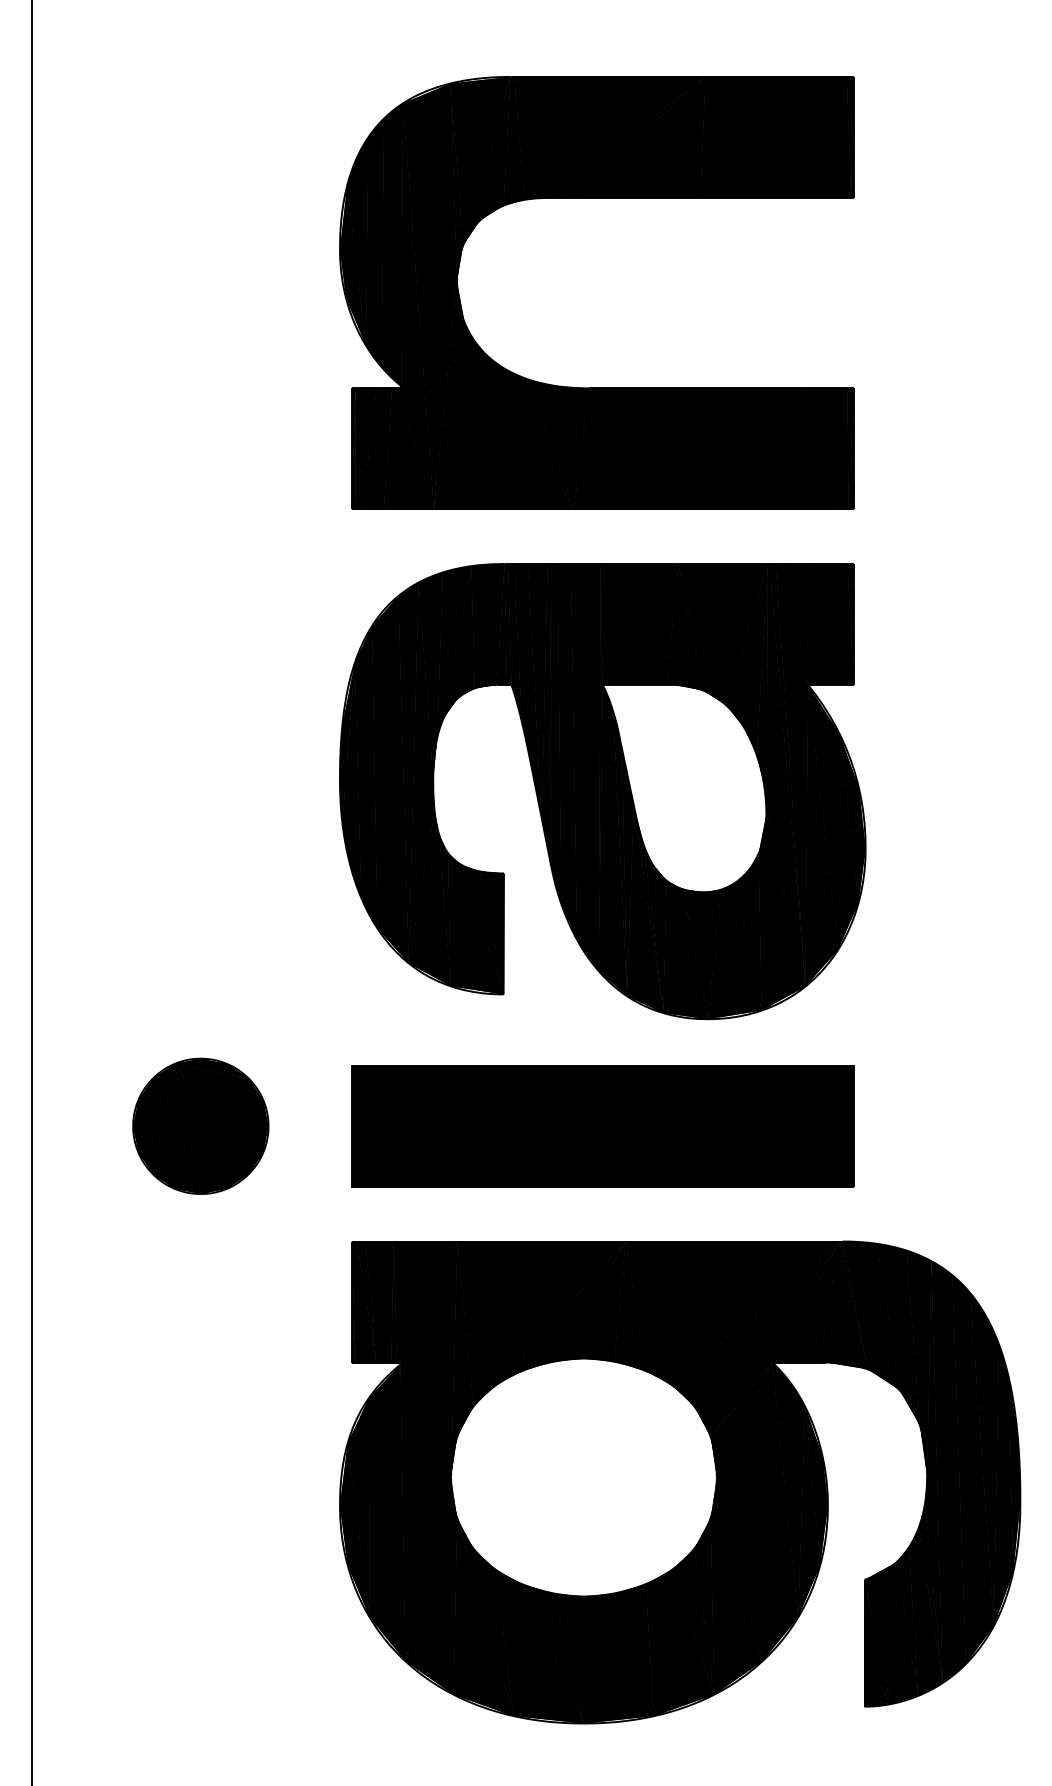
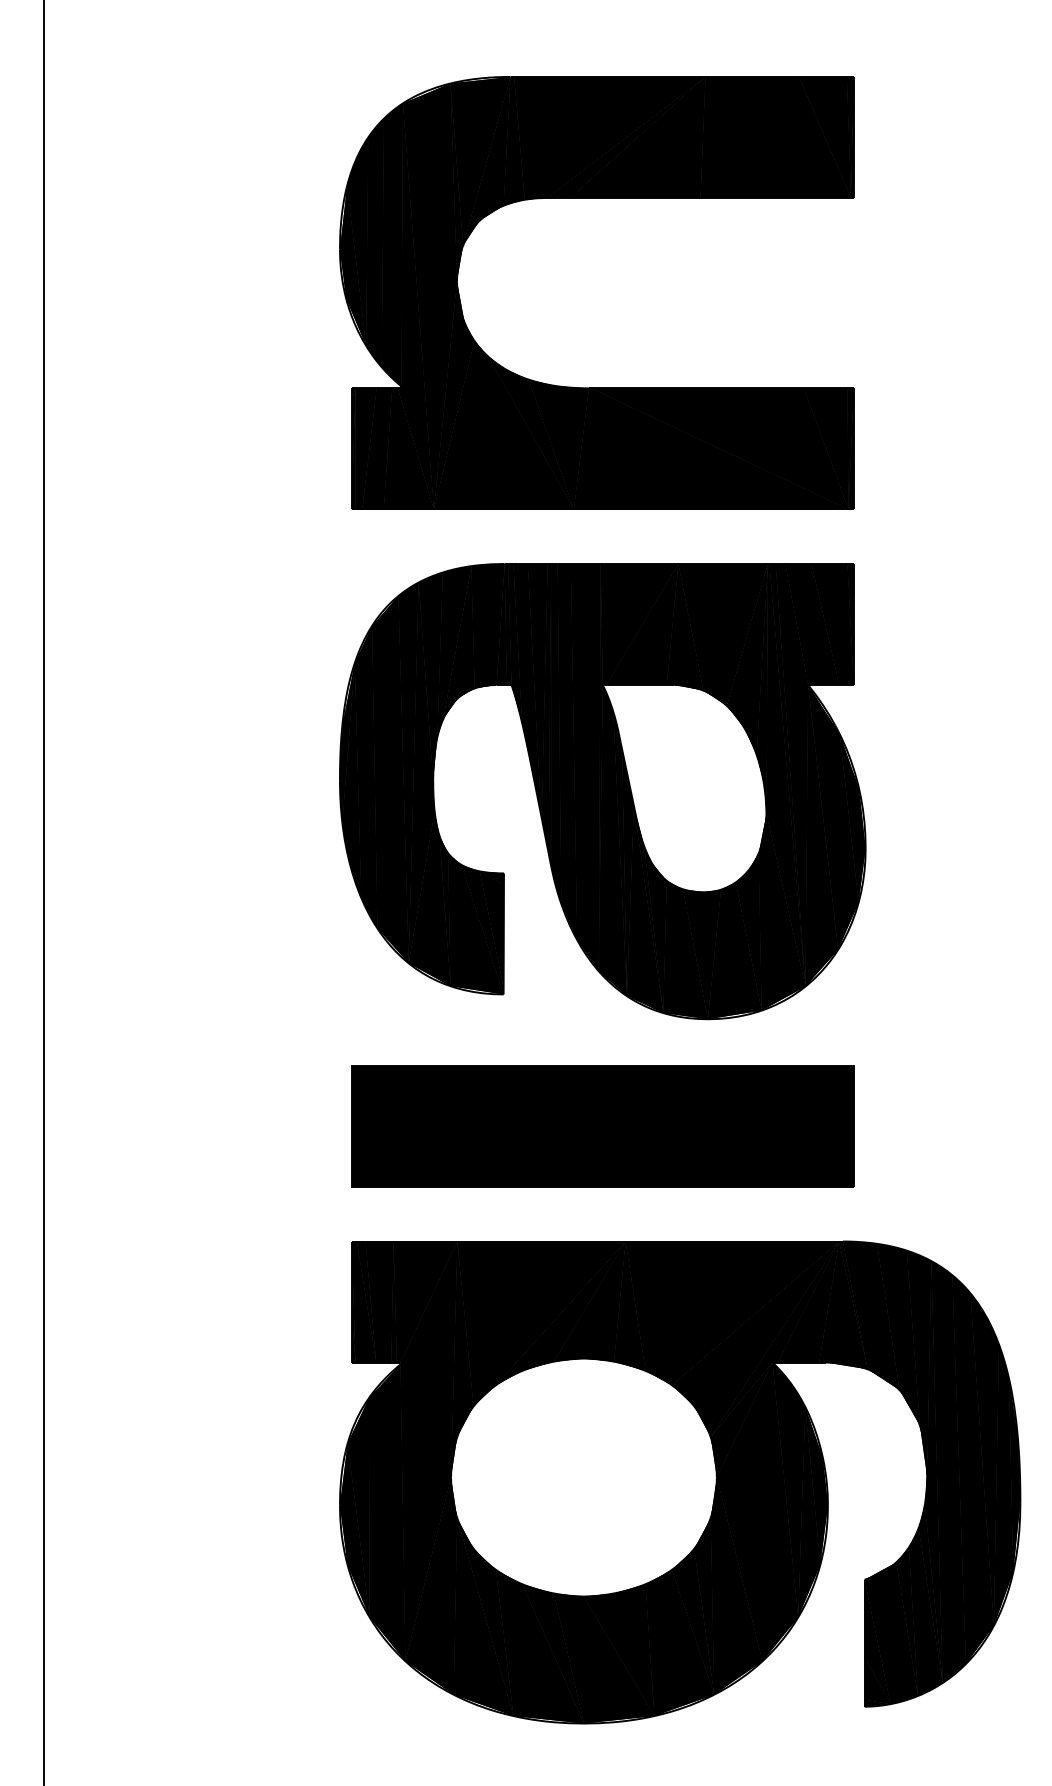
line position: (31, 892) -> (43, 892) (43, 892)
part: present -> none (200, 1125)
